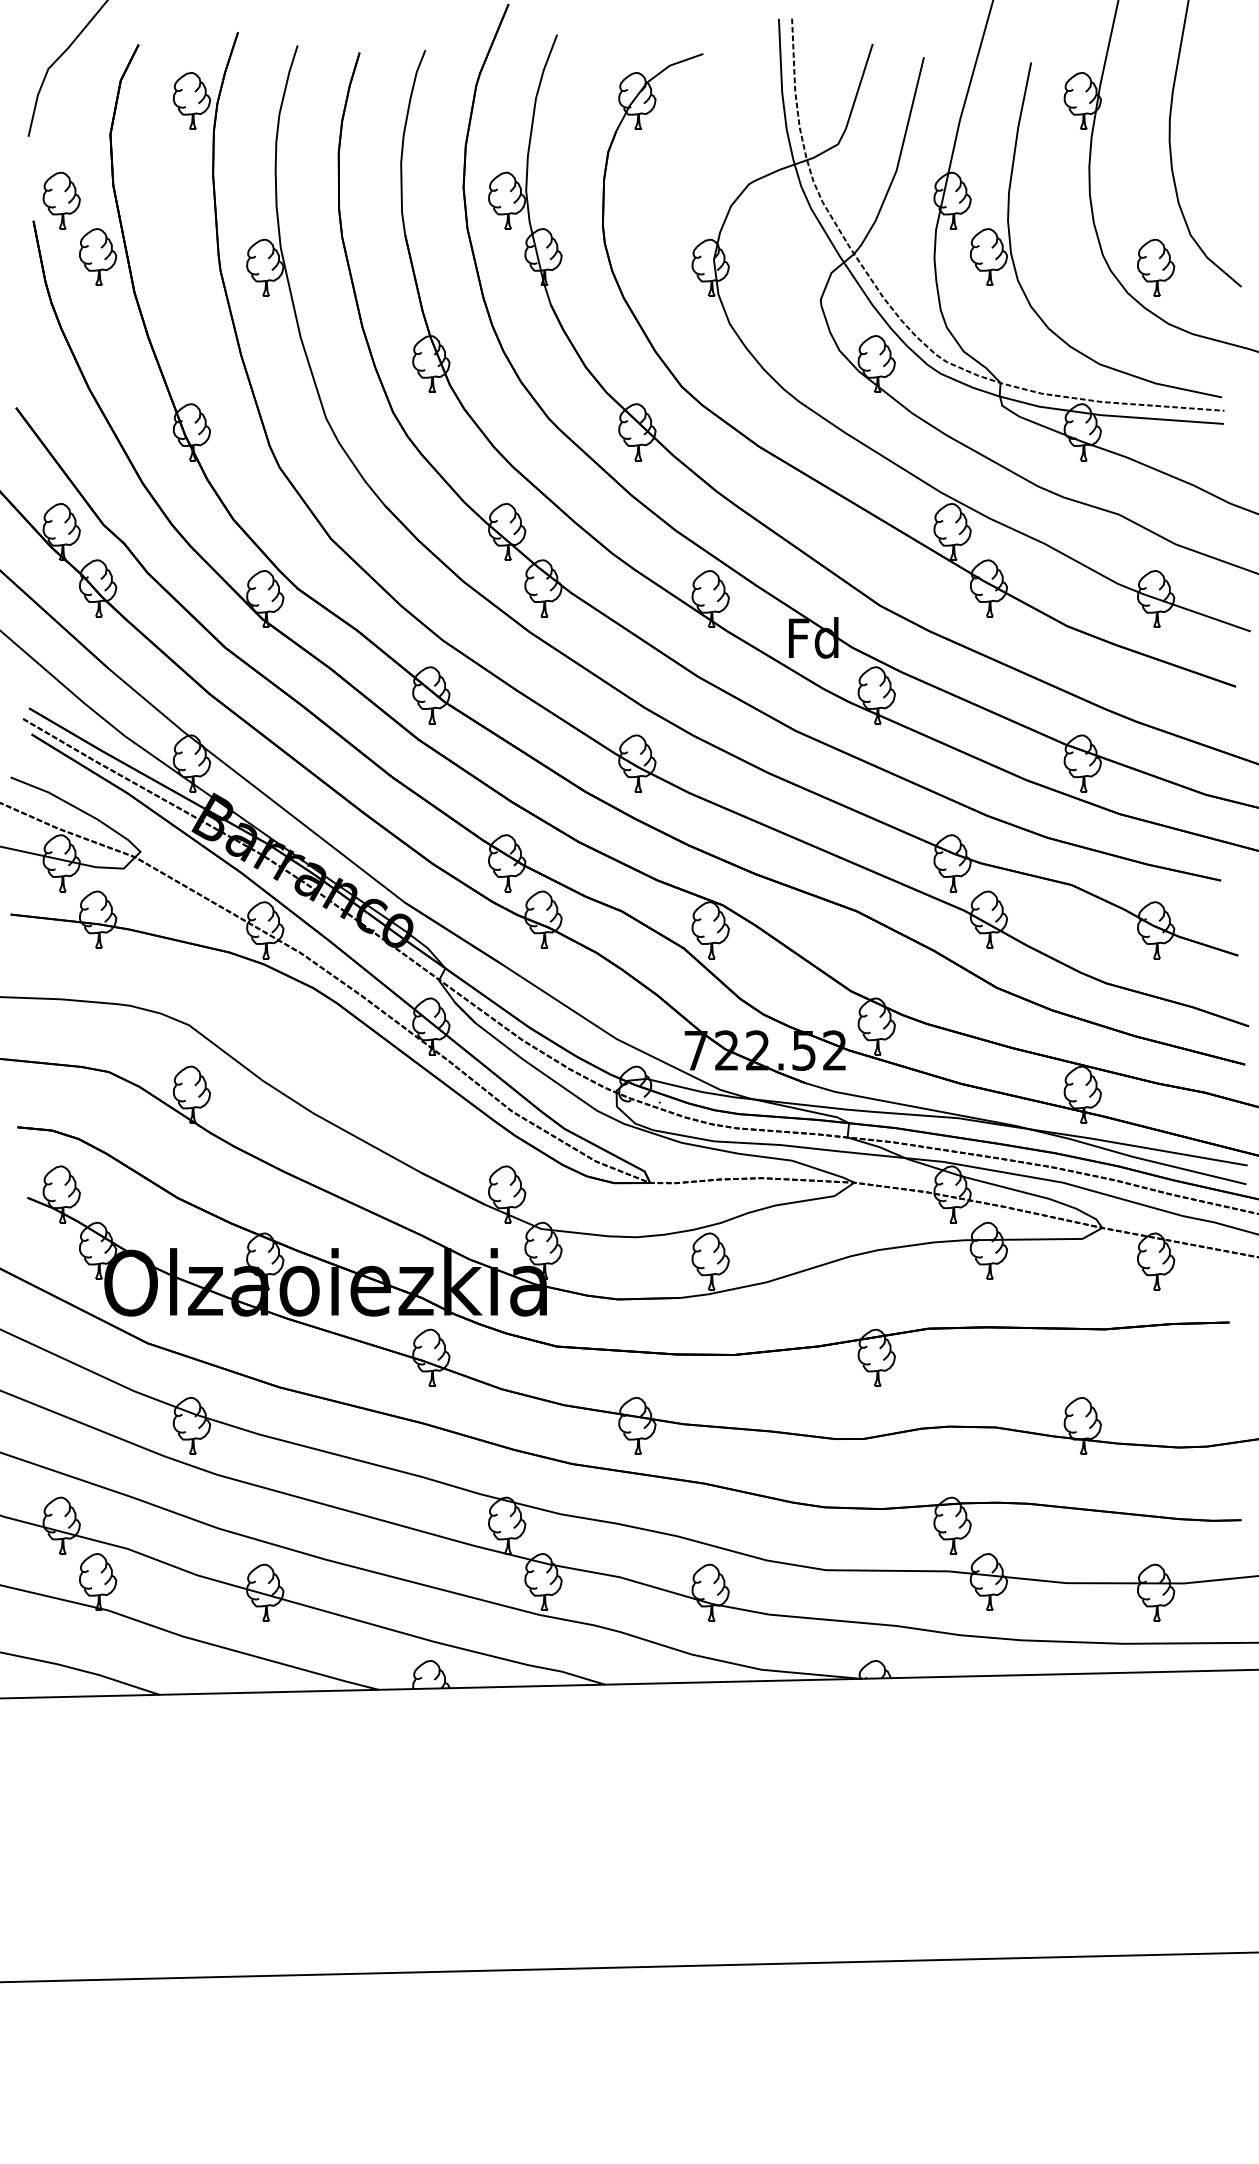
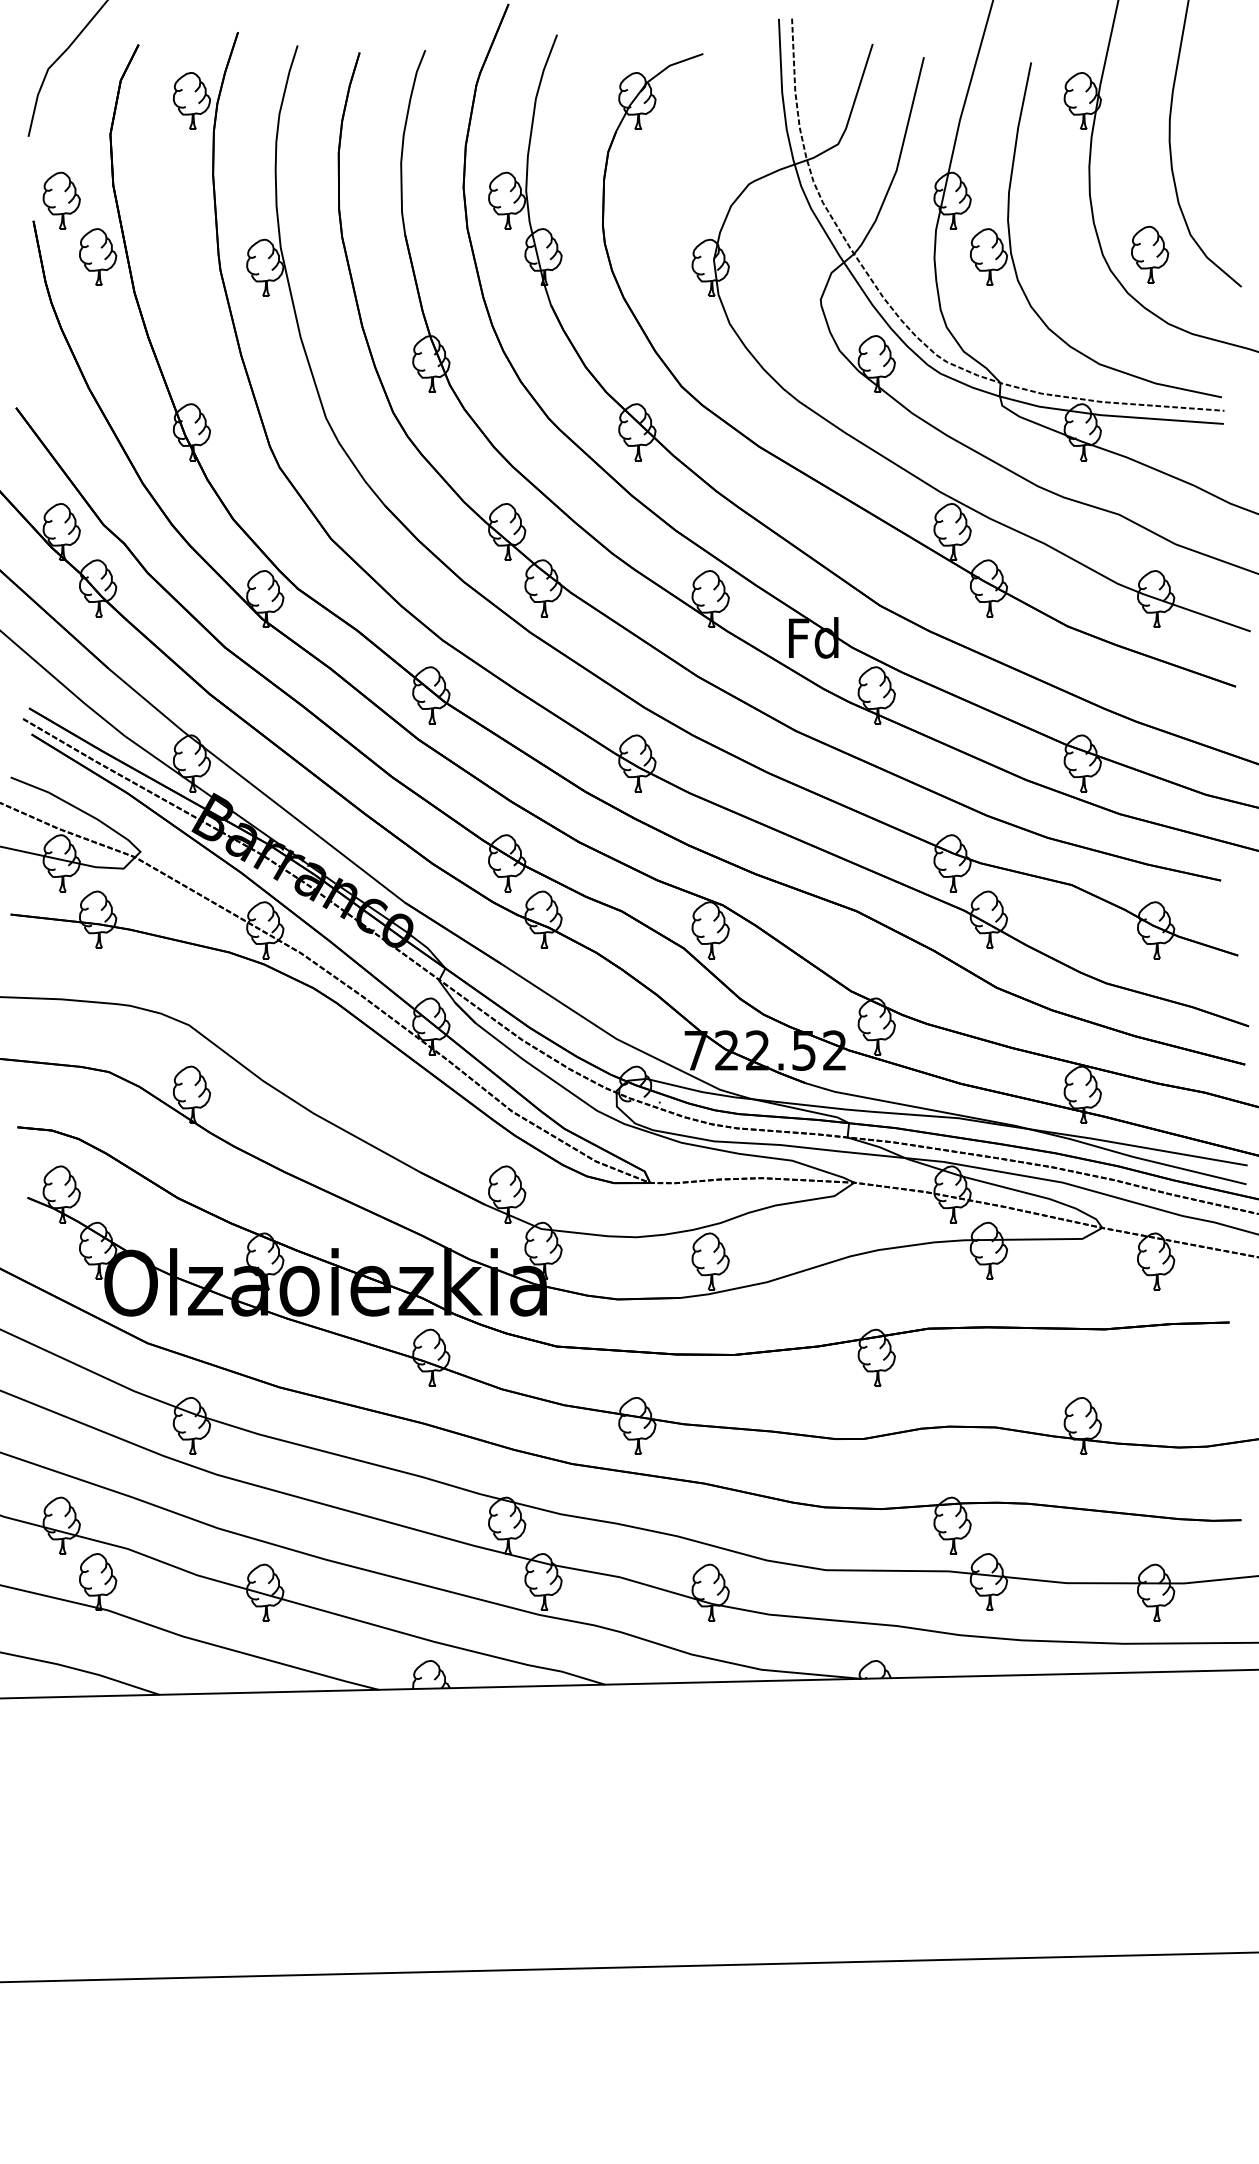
part position: (1156, 267) -> (1150, 254) (1150, 254)
